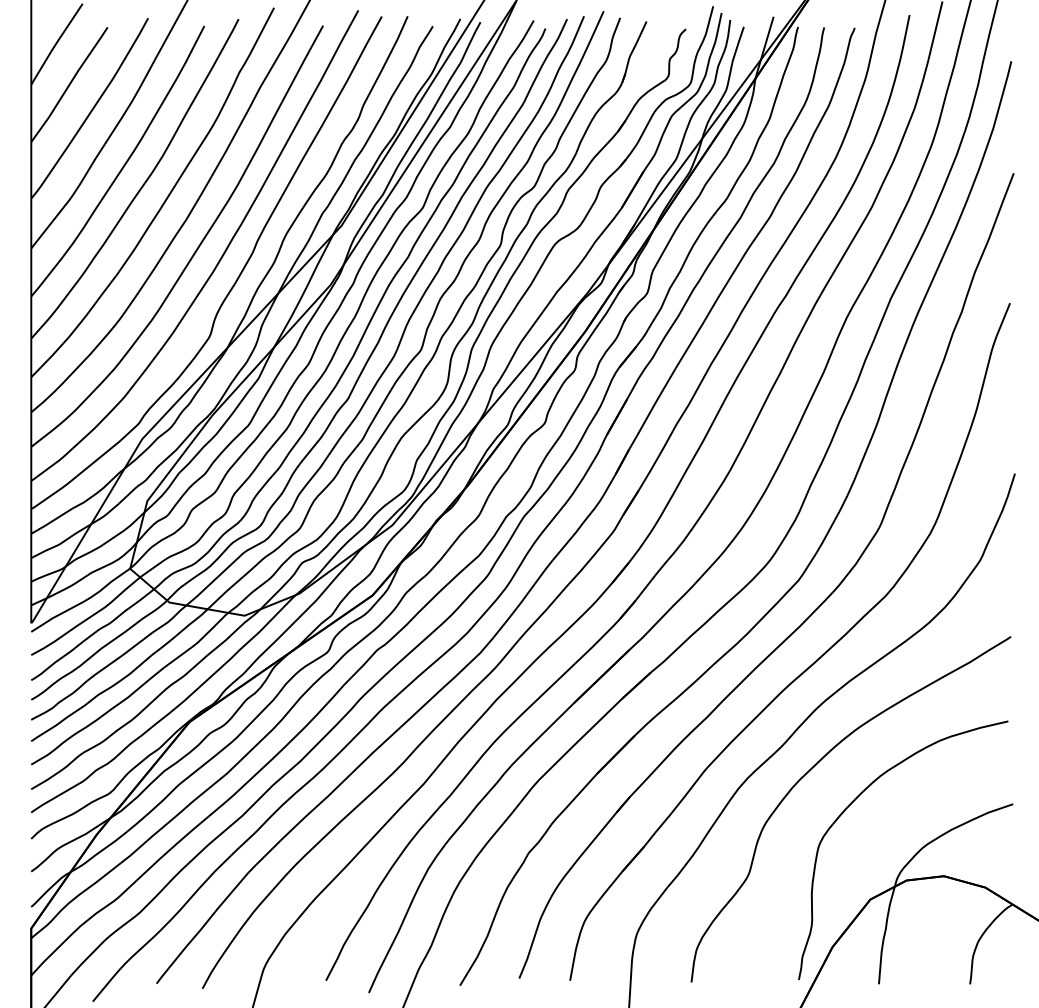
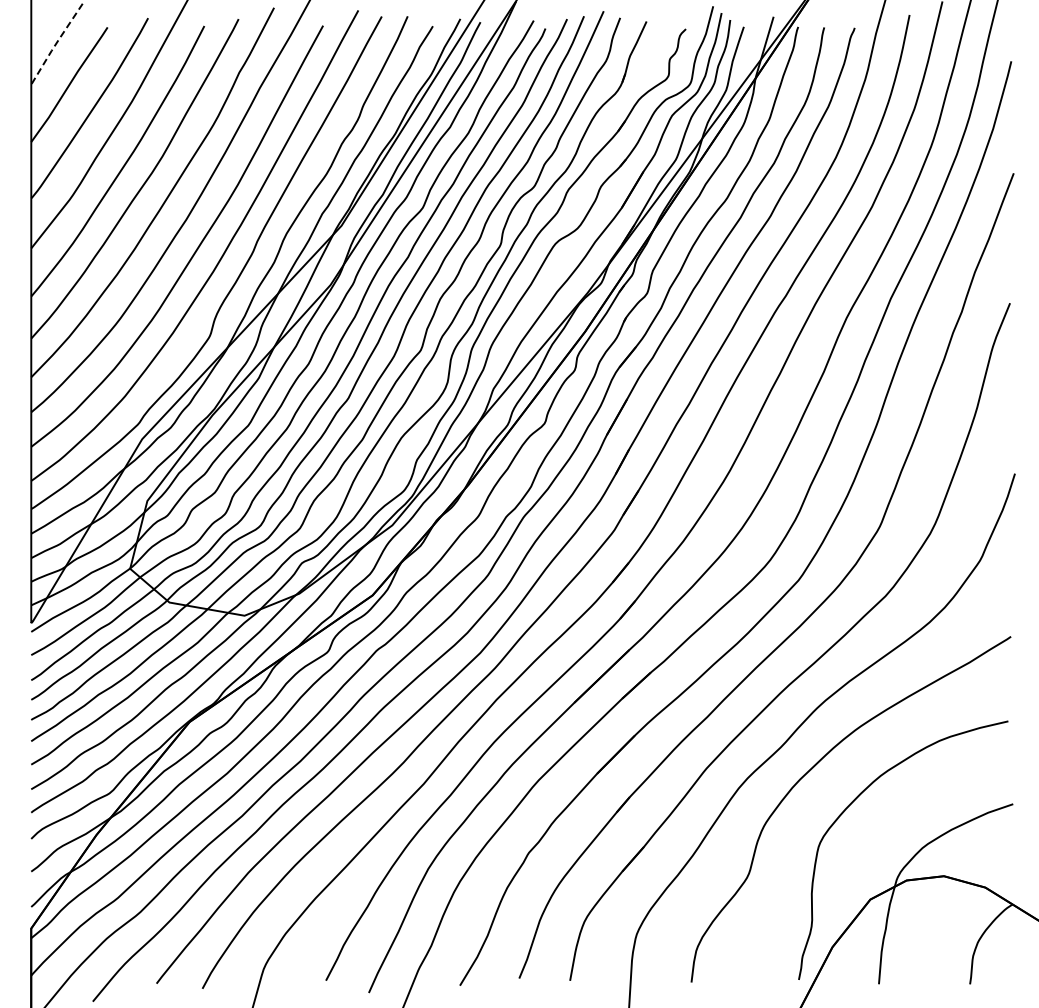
line: solid -> dashed (55, 44)
